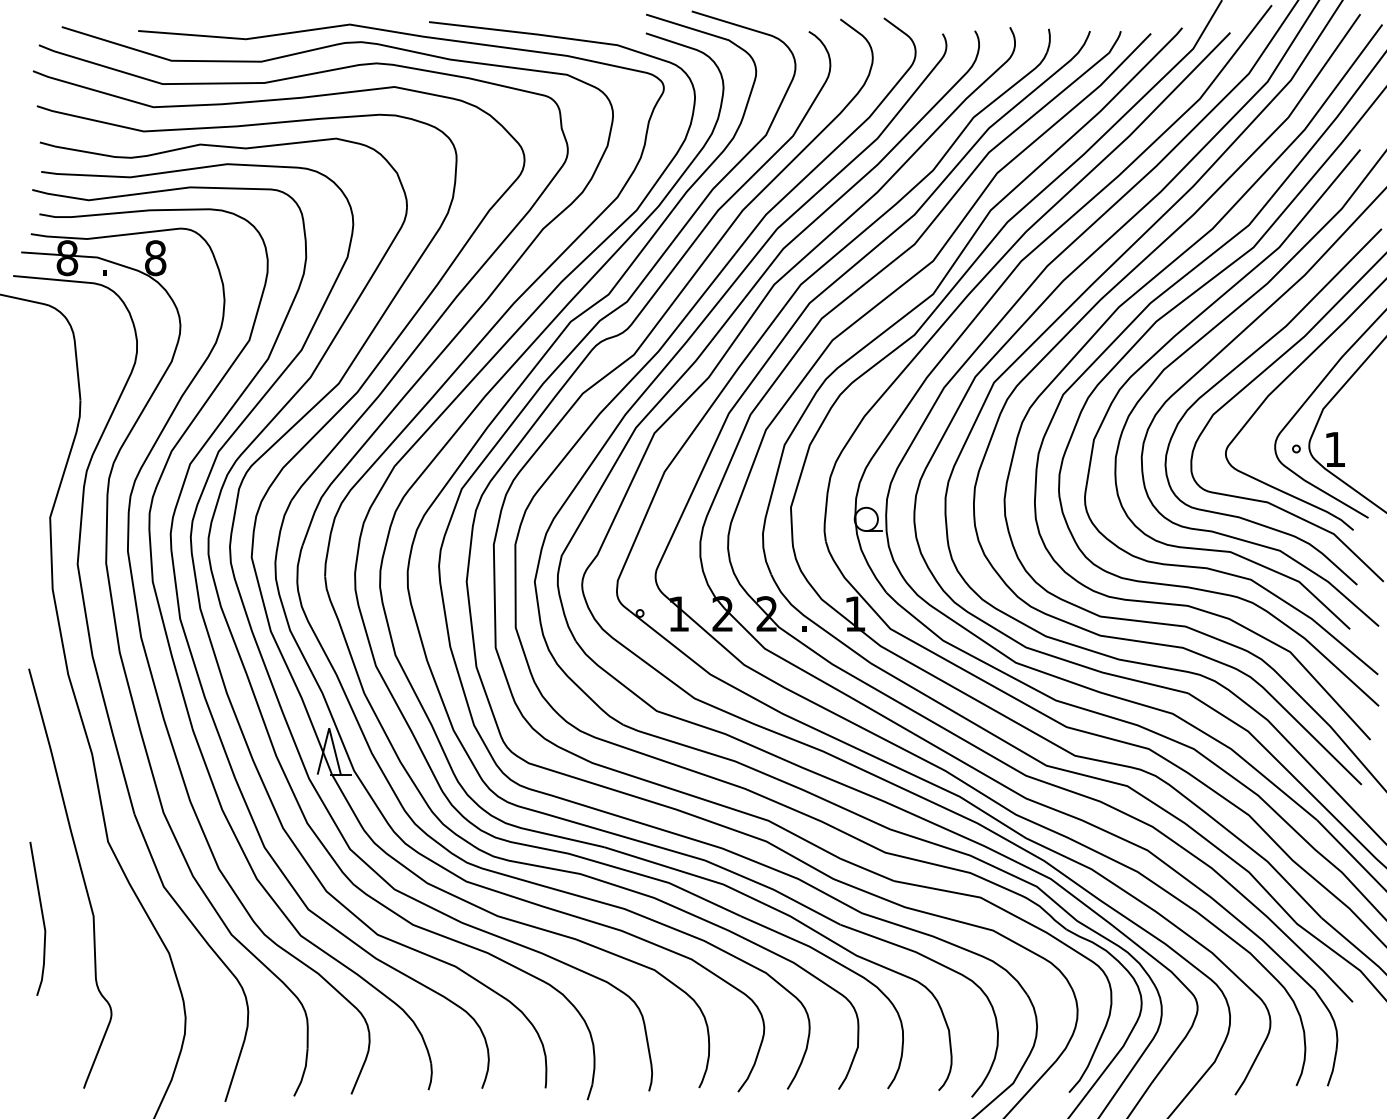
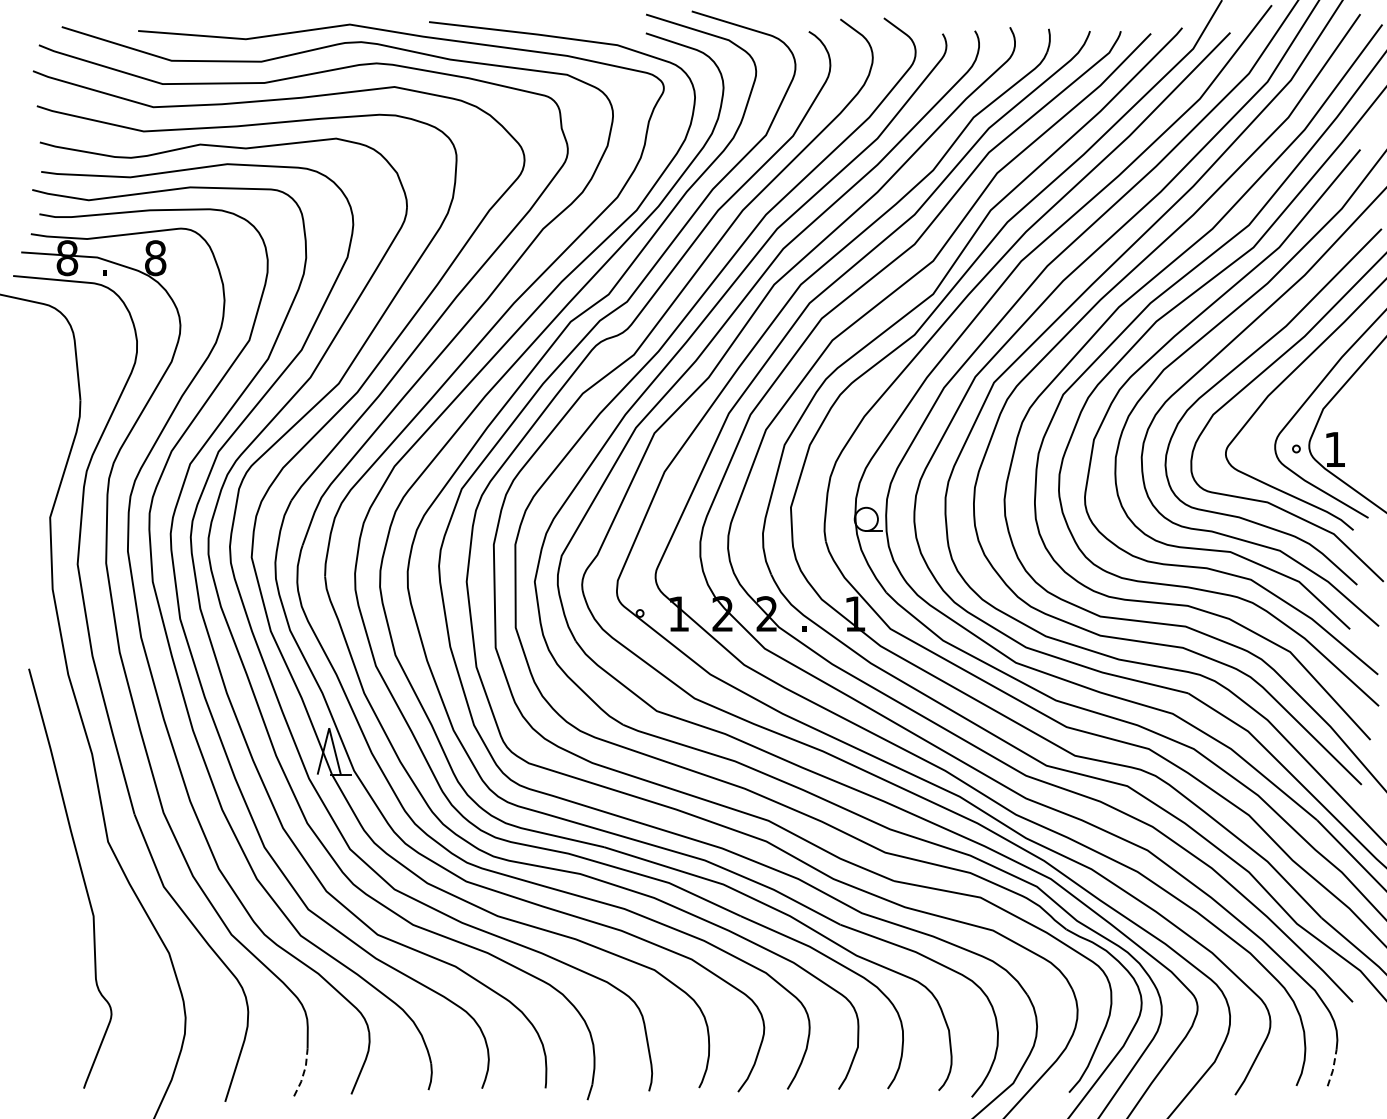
line: present -> none (41, 915)
line: solid -> dashed (1333, 1068)
line: solid -> dashed (303, 1073)
